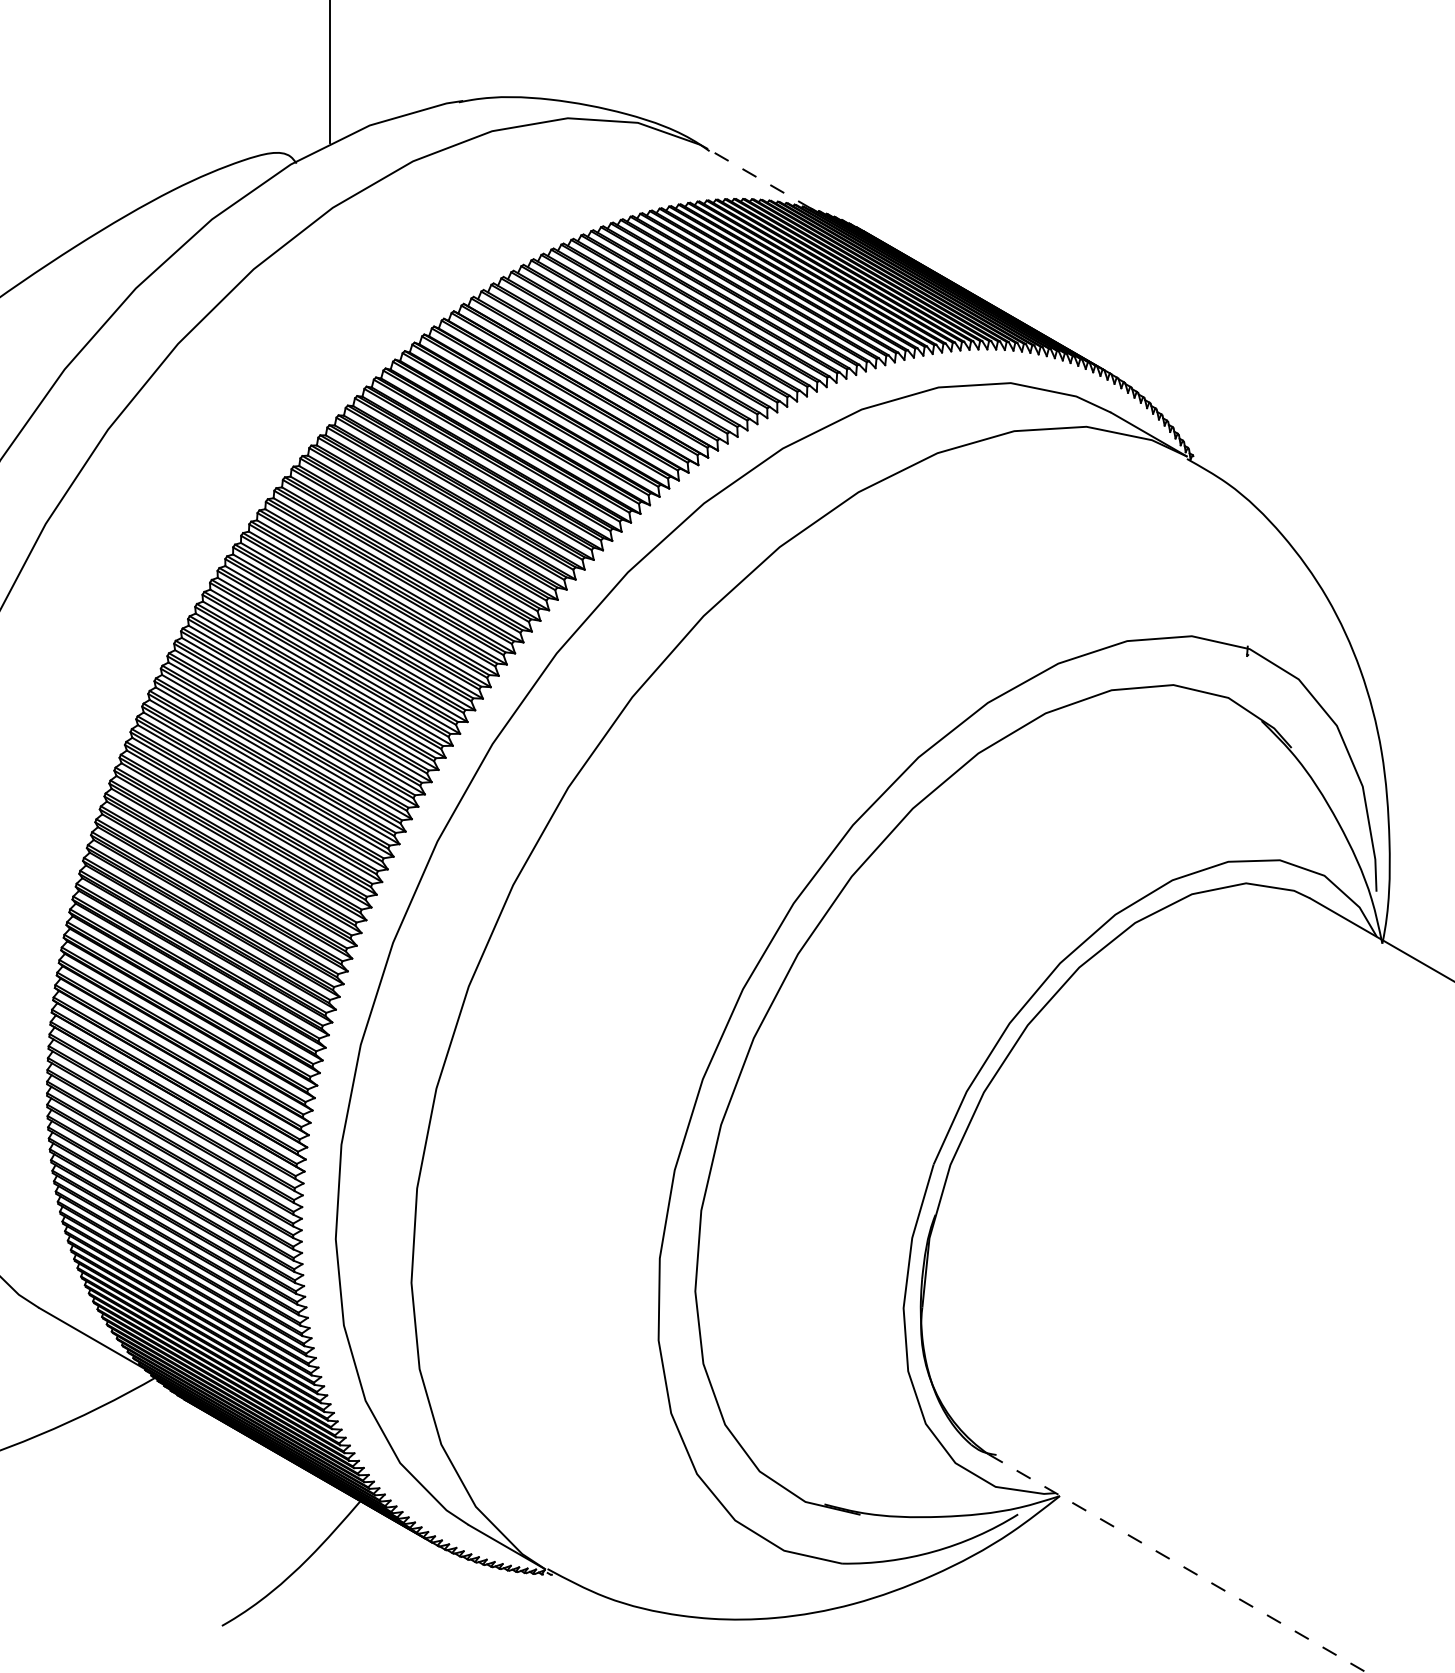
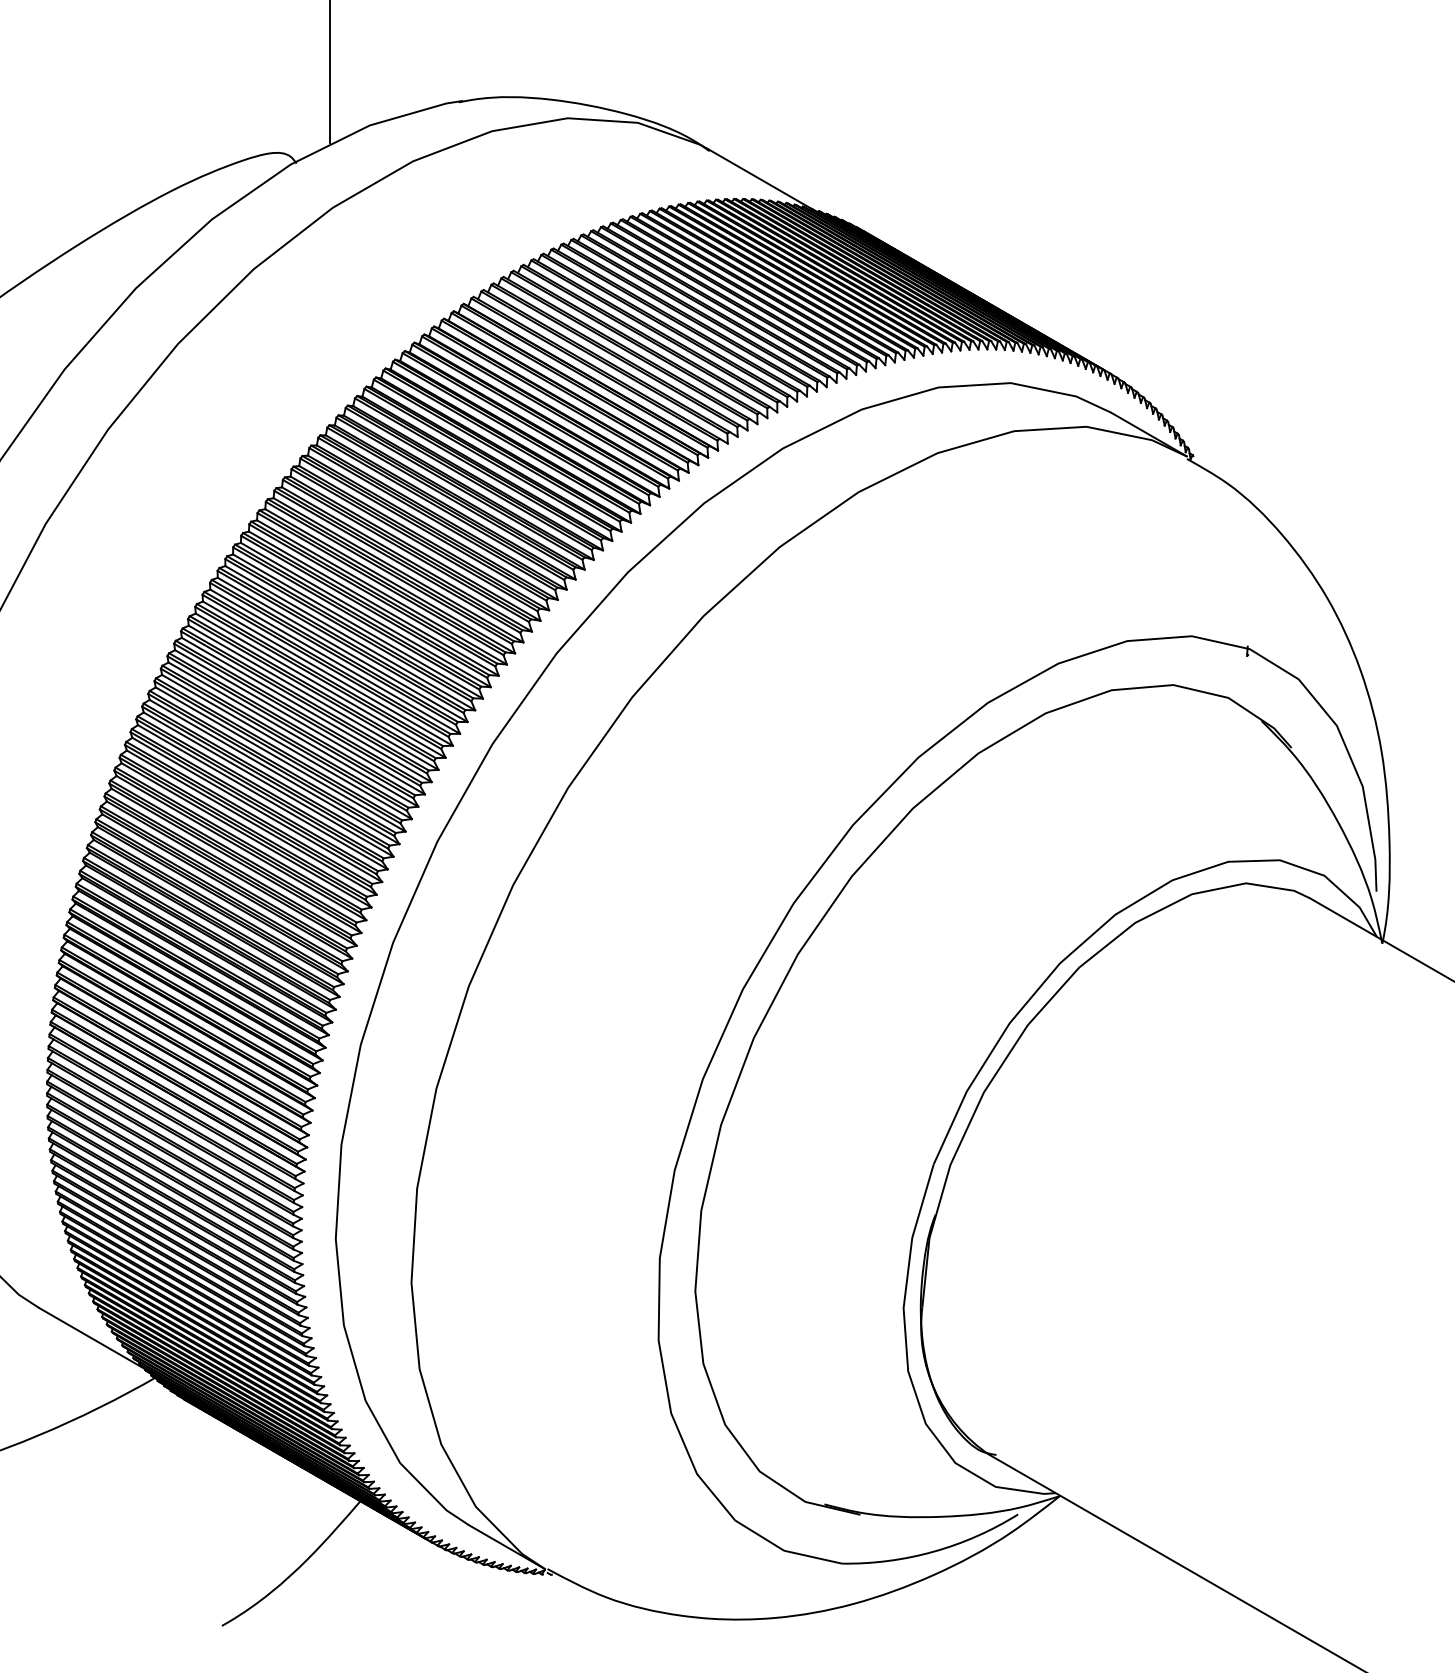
line: dashed -> solid (759, 178)
line: dashed -> solid (1177, 1563)
